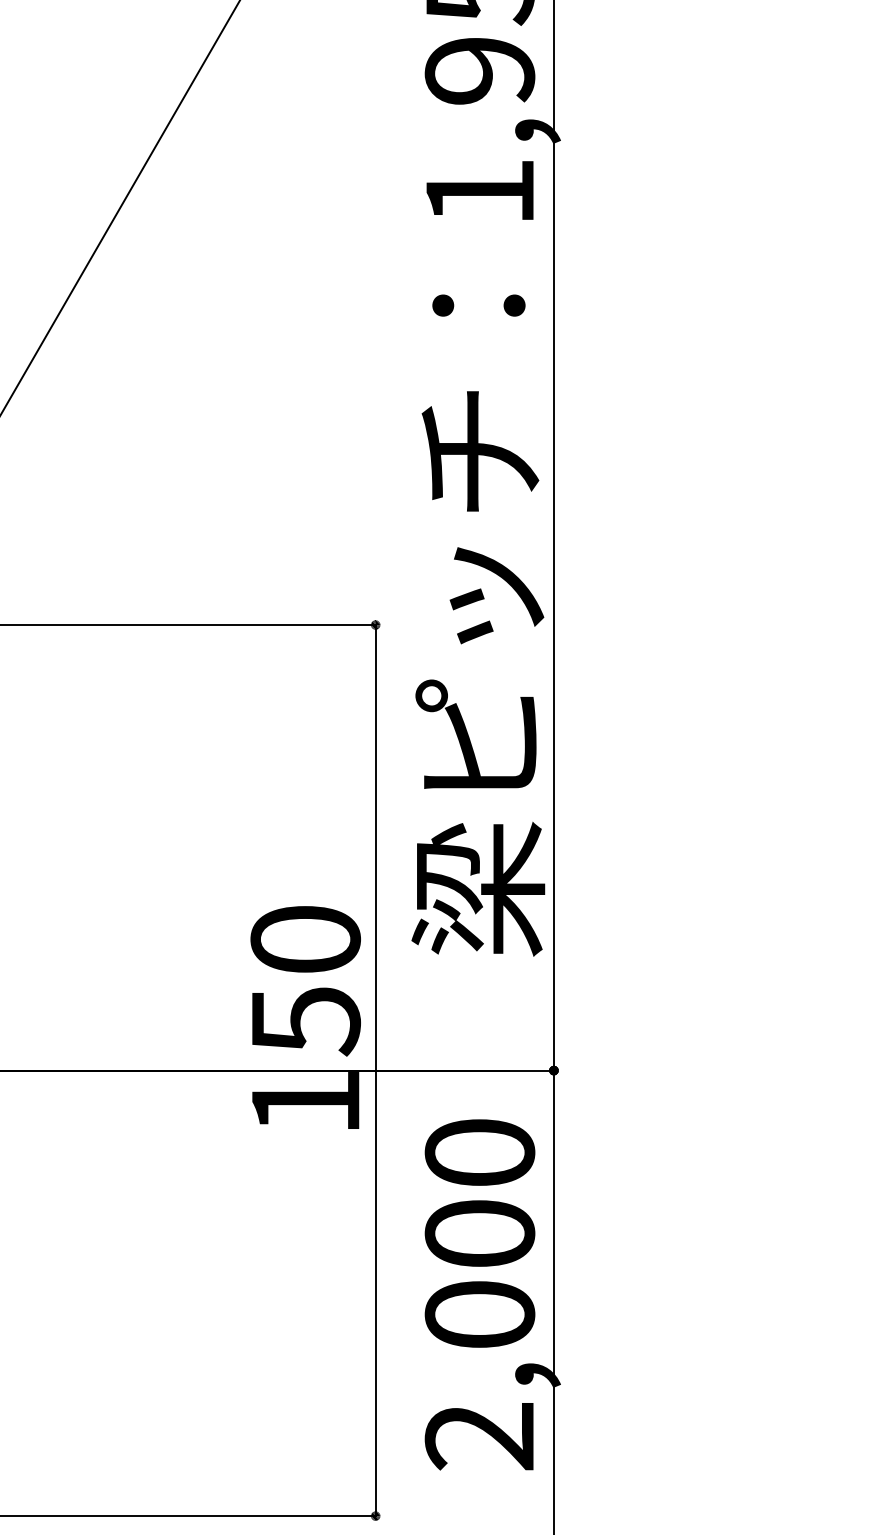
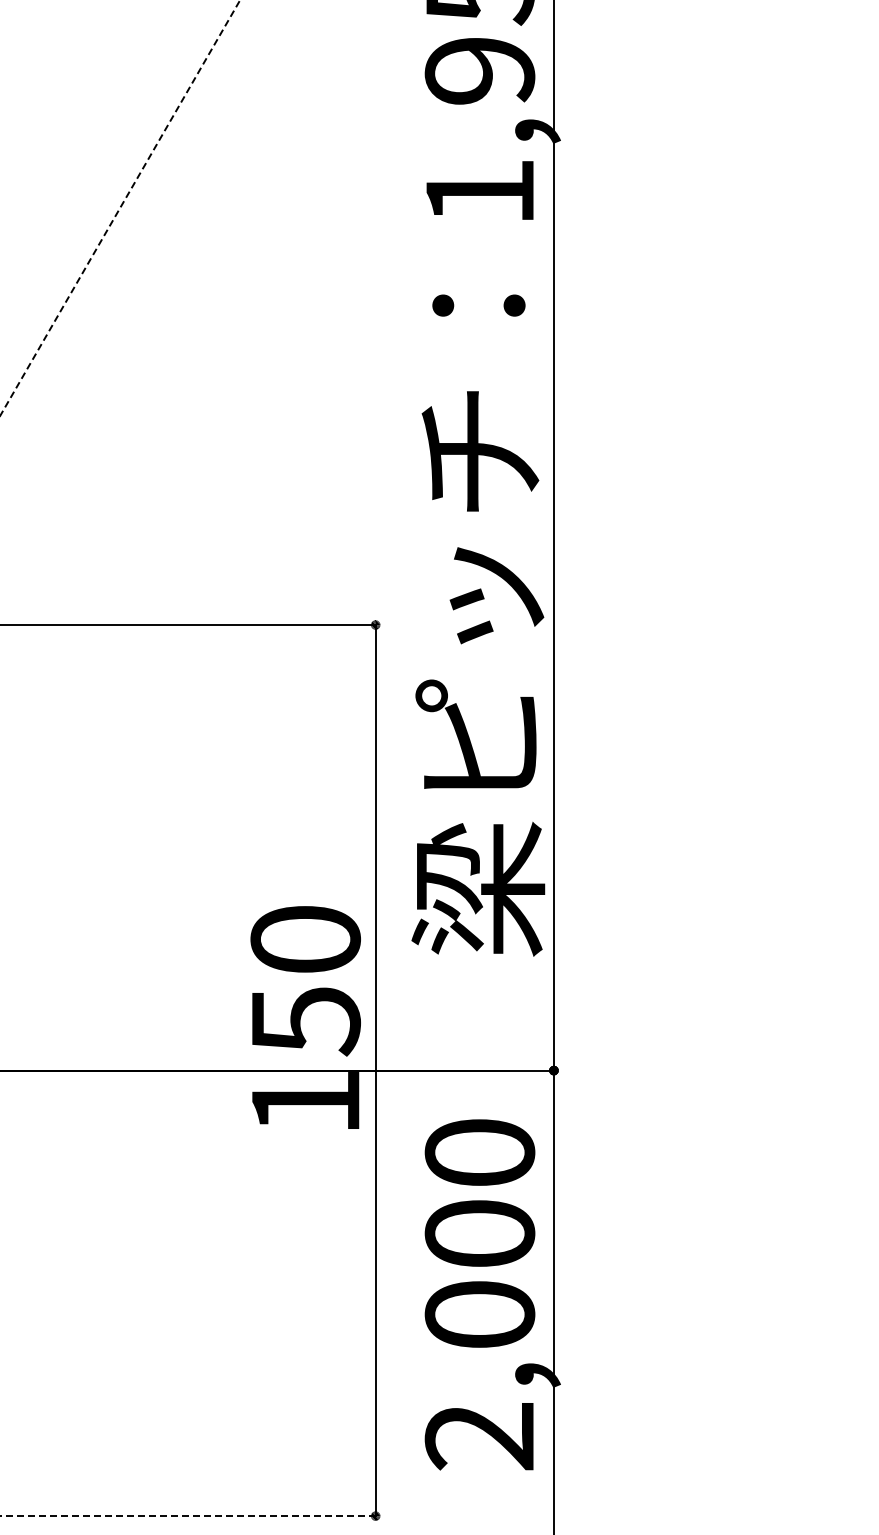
line: solid -> dashed (120, 208)
line: solid -> dashed (187, 1516)
